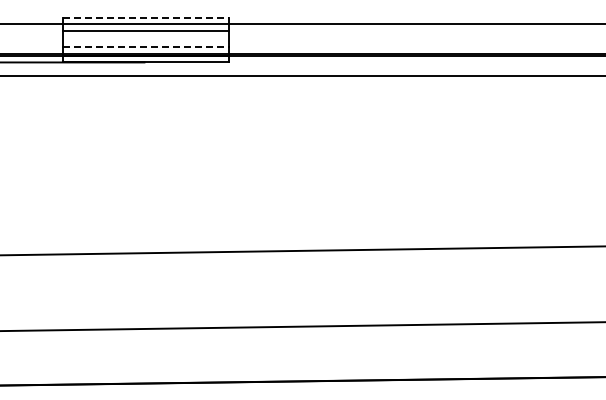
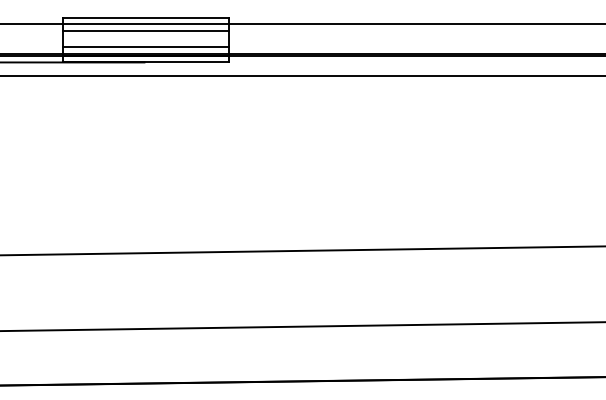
line: dashed -> solid (146, 18)
line: dashed -> solid (146, 47)
